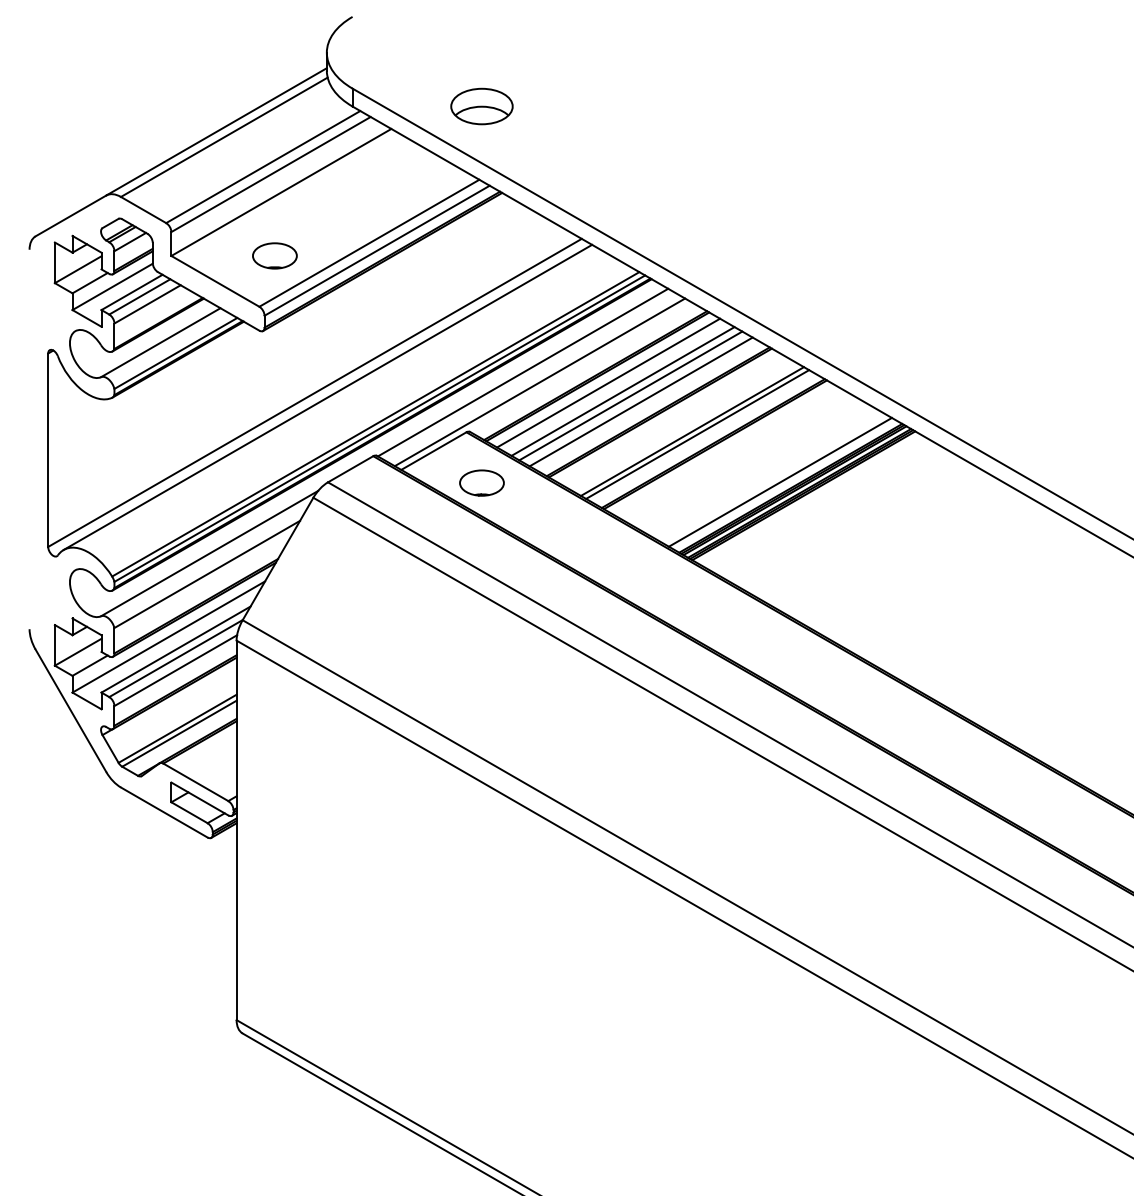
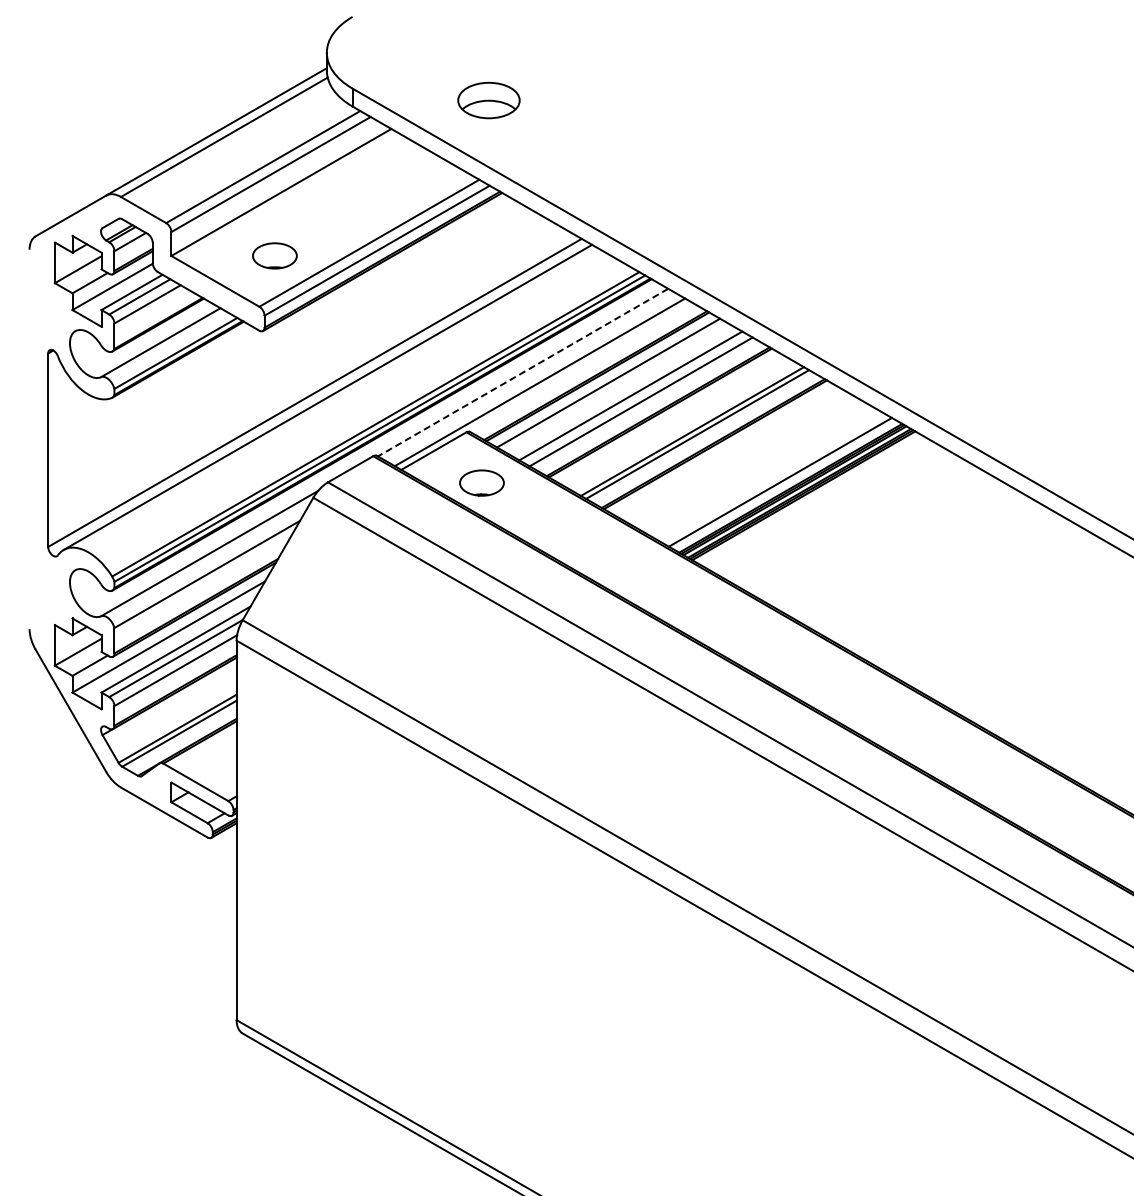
part position: (481, 106) -> (488, 100) (488, 100)
line: solid -> dashed (523, 372)
line: present -> none (622, 391)
